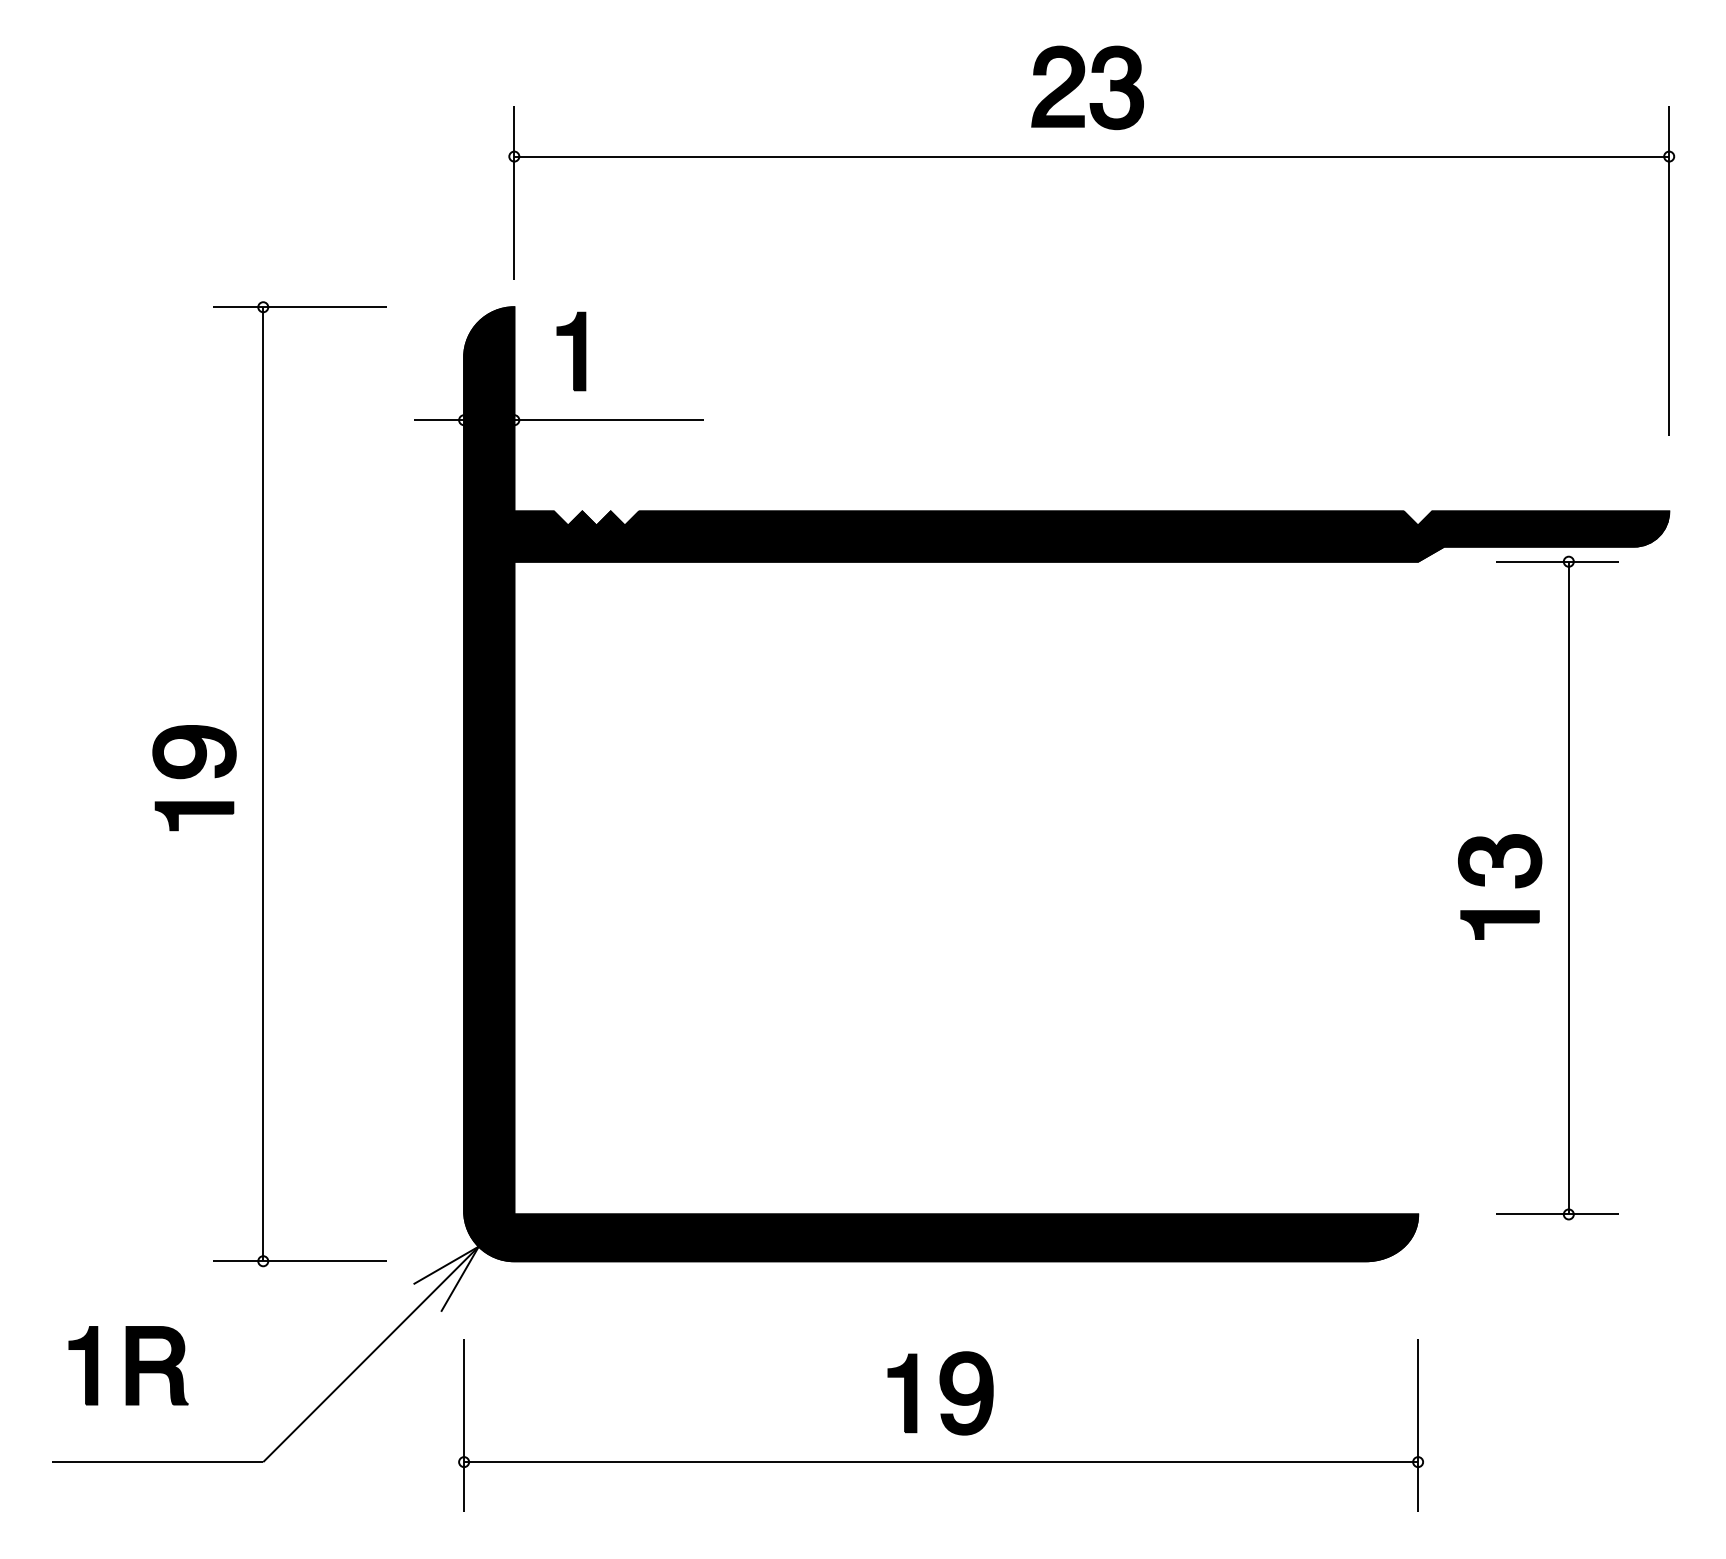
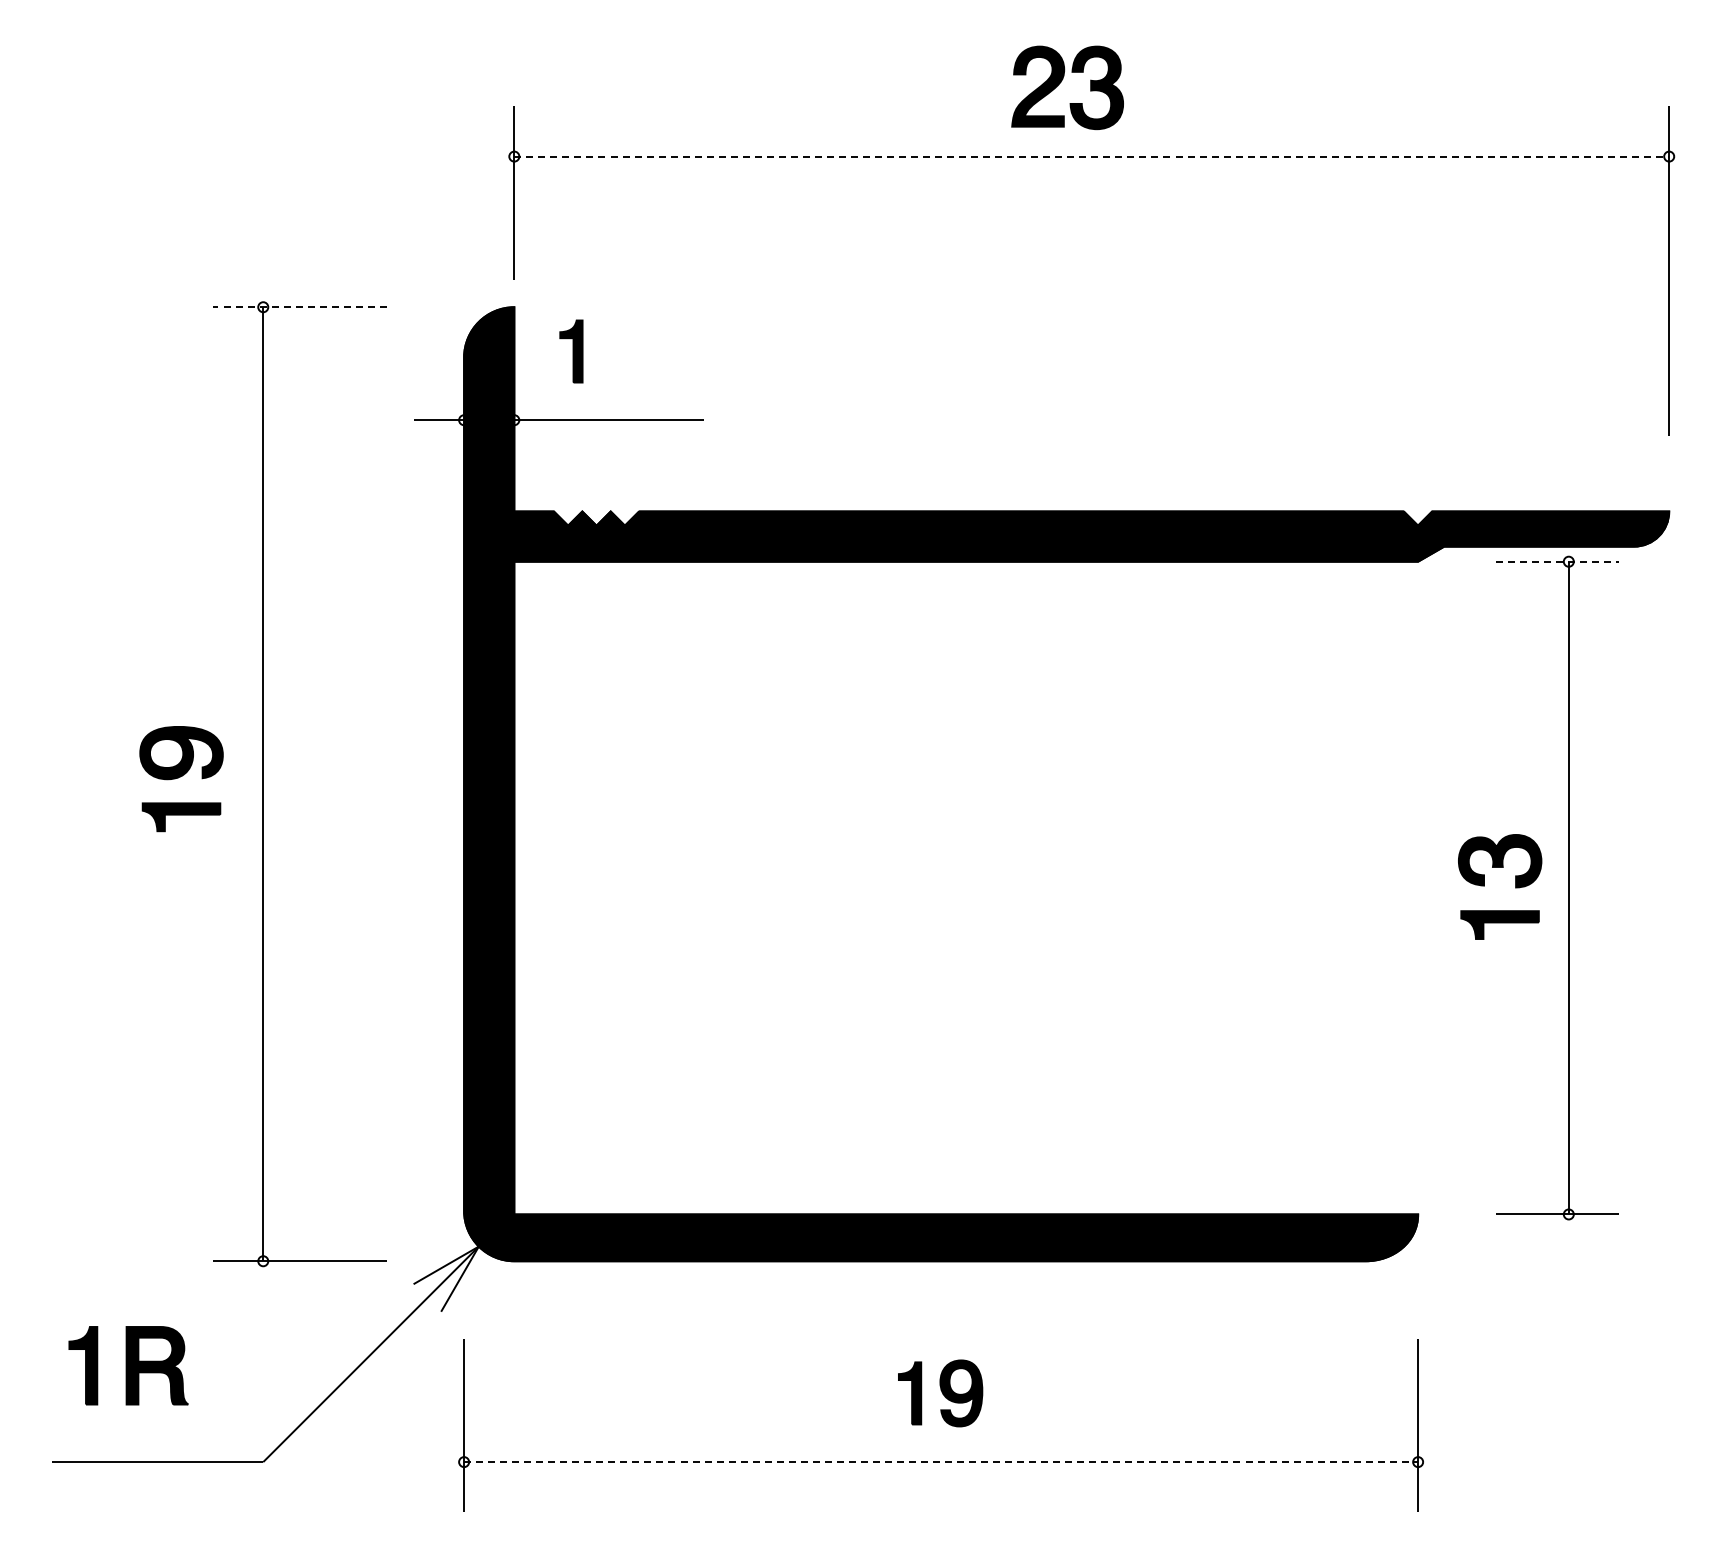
part position: (1081, 82) -> (1061, 82) (1061, 82)
line: solid -> dashed (1092, 156)
line: solid -> dashed (299, 307)
part size: 31x81 px -> 25x65 px (571, 351)
line: solid -> dashed (1557, 561)
part position: (194, 778) -> (181, 779) (181, 779)
part size: 107x85 px -> 86x69 px (940, 1393)
line: solid -> dashed (941, 1462)
